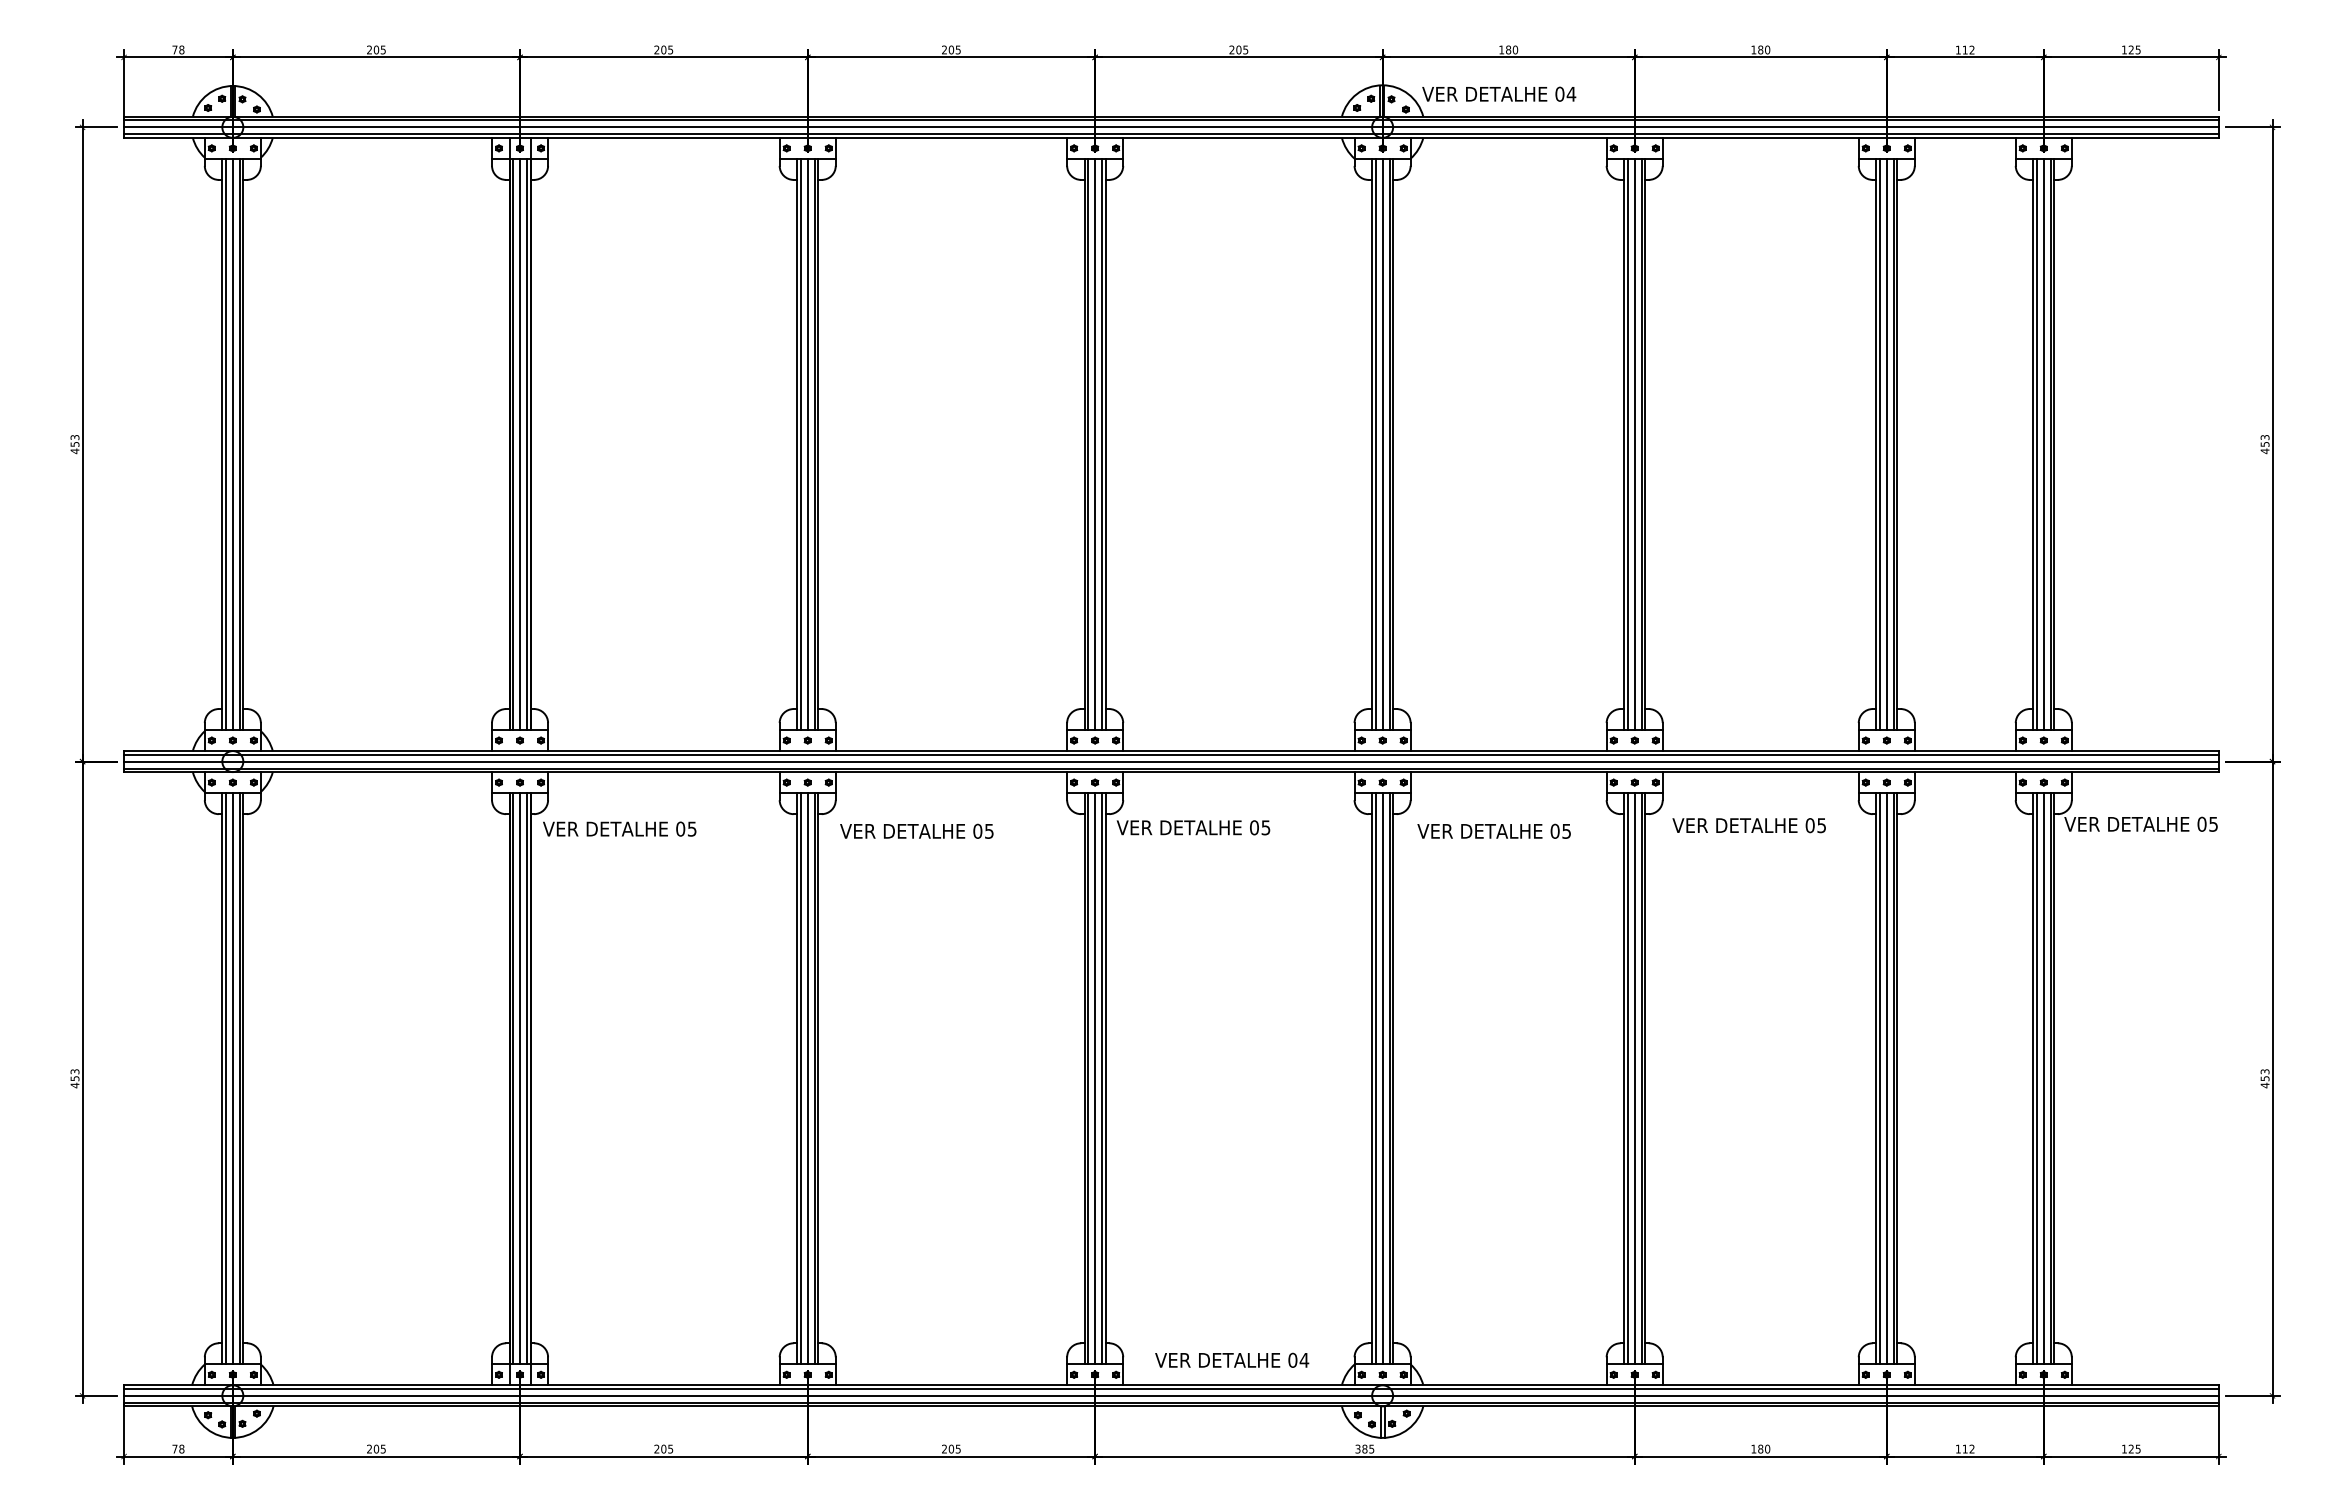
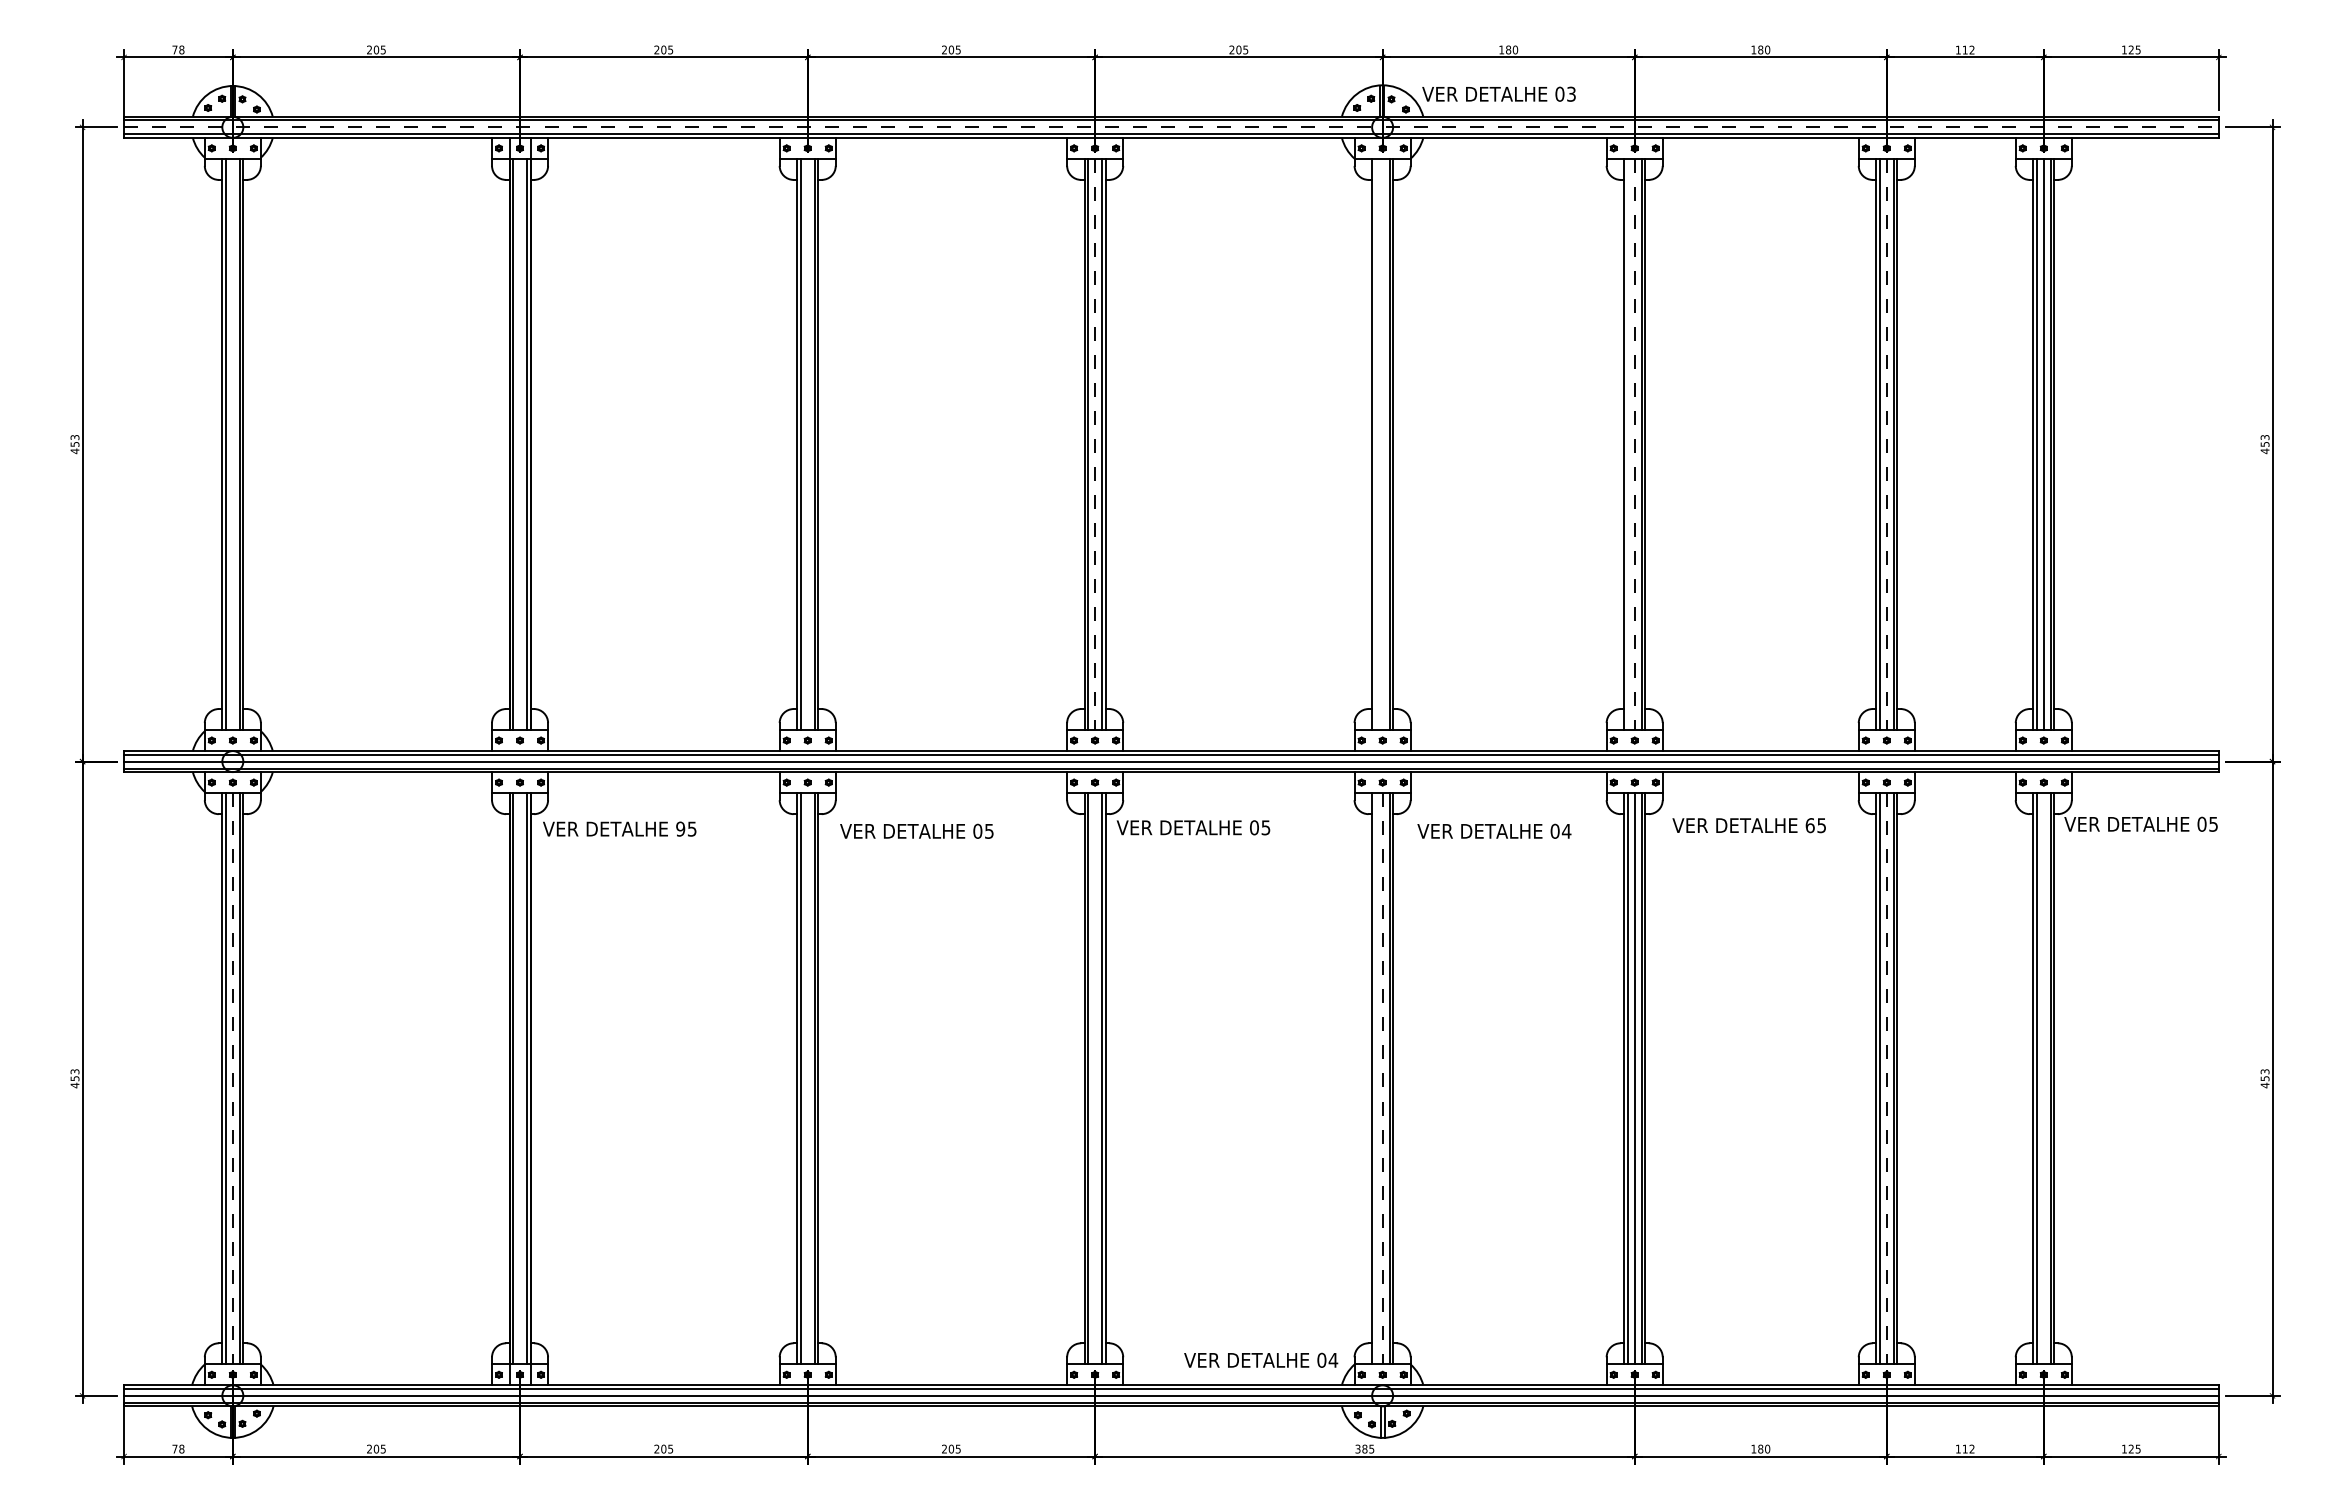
text: 04 -> 03 (1571, 93)
line: solid -> dashed (1171, 127)
line: present -> none (232, 444)
line: present -> none (520, 444)
line: present -> none (807, 444)
line: solid -> dashed (1095, 444)
line: present -> none (1375, 444)
line: present -> none (1382, 444)
line: present -> none (1627, 444)
line: solid -> dashed (1634, 444)
line: solid -> dashed (1886, 444)
text: 05 -> 65 (1809, 825)
text: 05 -> 95 (680, 828)
text: 05 -> 04 (1566, 831)
line: solid -> dashed (232, 1078)
line: present -> none (520, 1078)
line: present -> none (807, 1078)
line: present -> none (1095, 1078)
line: present -> none (1375, 1078)
line: solid -> dashed (1382, 1078)
line: solid -> dashed (1886, 1078)
line: present -> none (2043, 1078)
text position: (1232, 1359) -> (1261, 1359) (1261, 1359)
